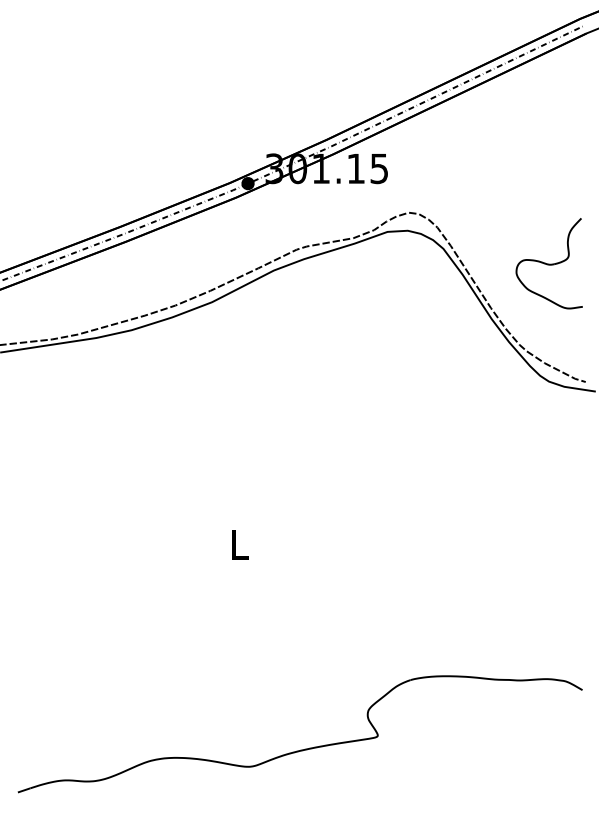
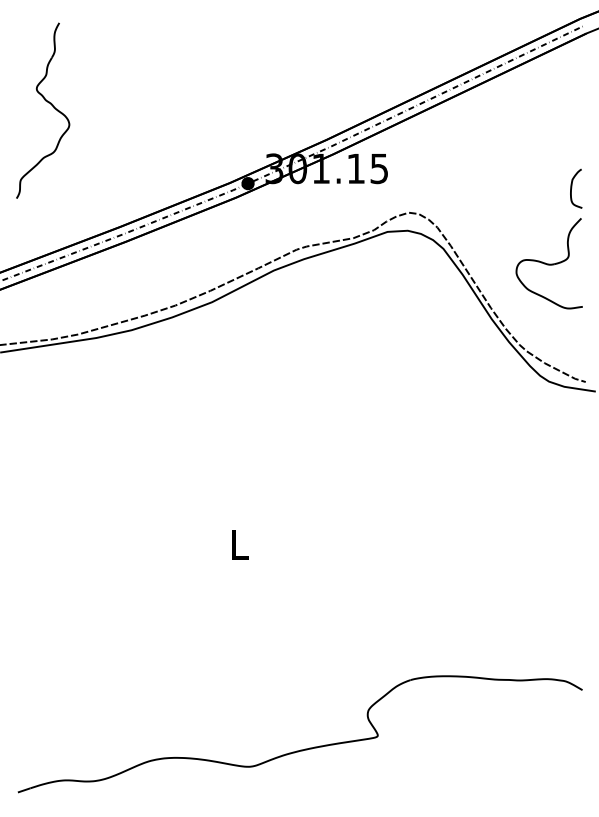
part: none -> present (48, 103)
curve: none -> present (572, 188)
